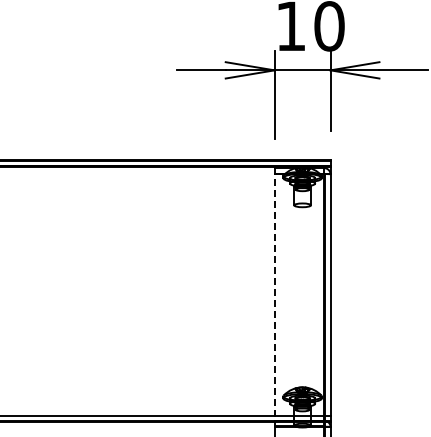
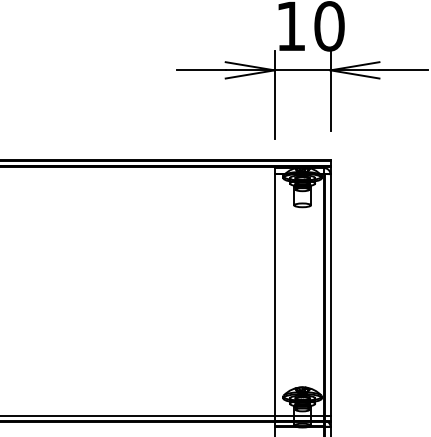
line: dashed -> solid (274, 295)
